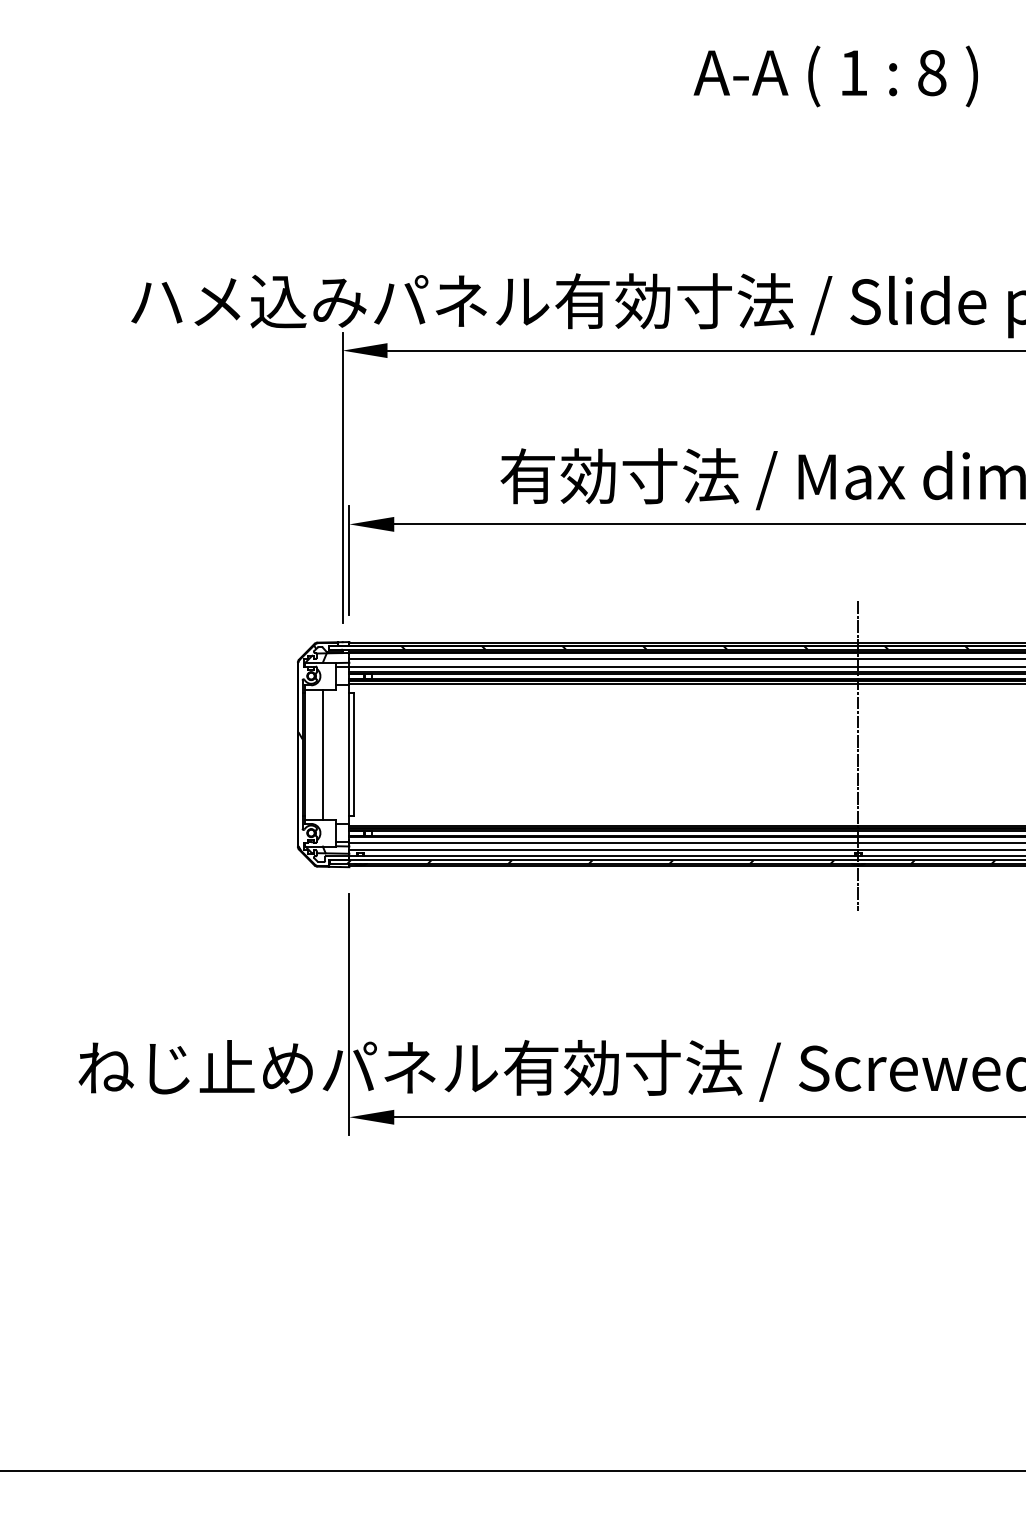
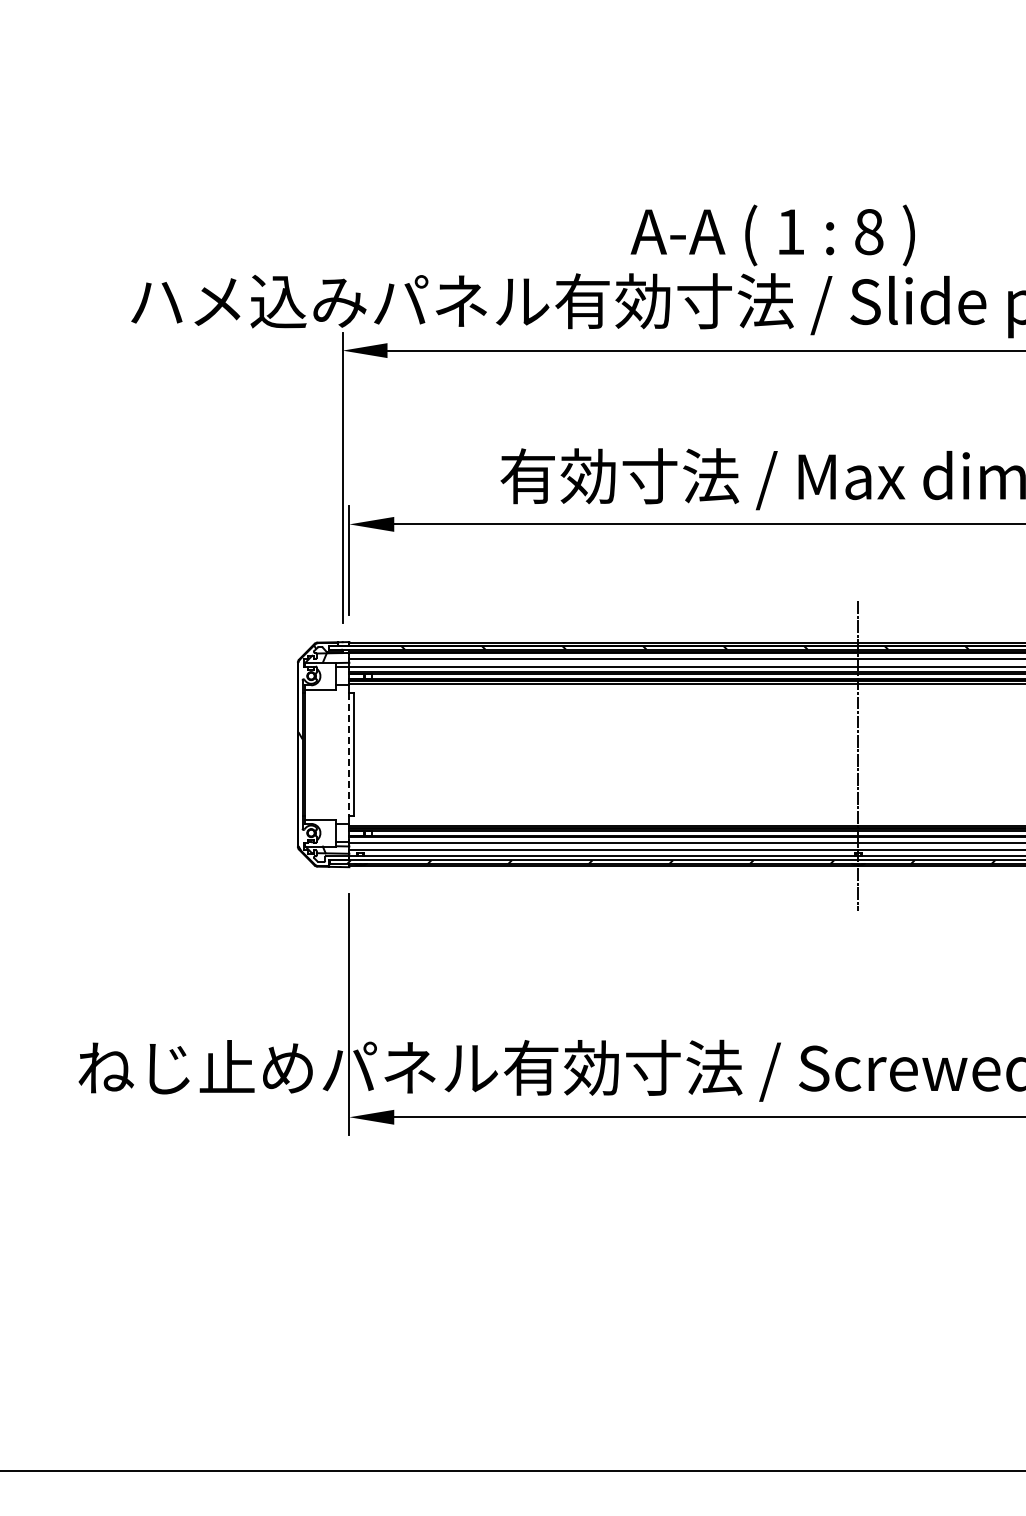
text position: (835, 76) -> (772, 235) (772, 235)
line: present -> none (322, 754)
line: solid -> dashed (349, 754)
